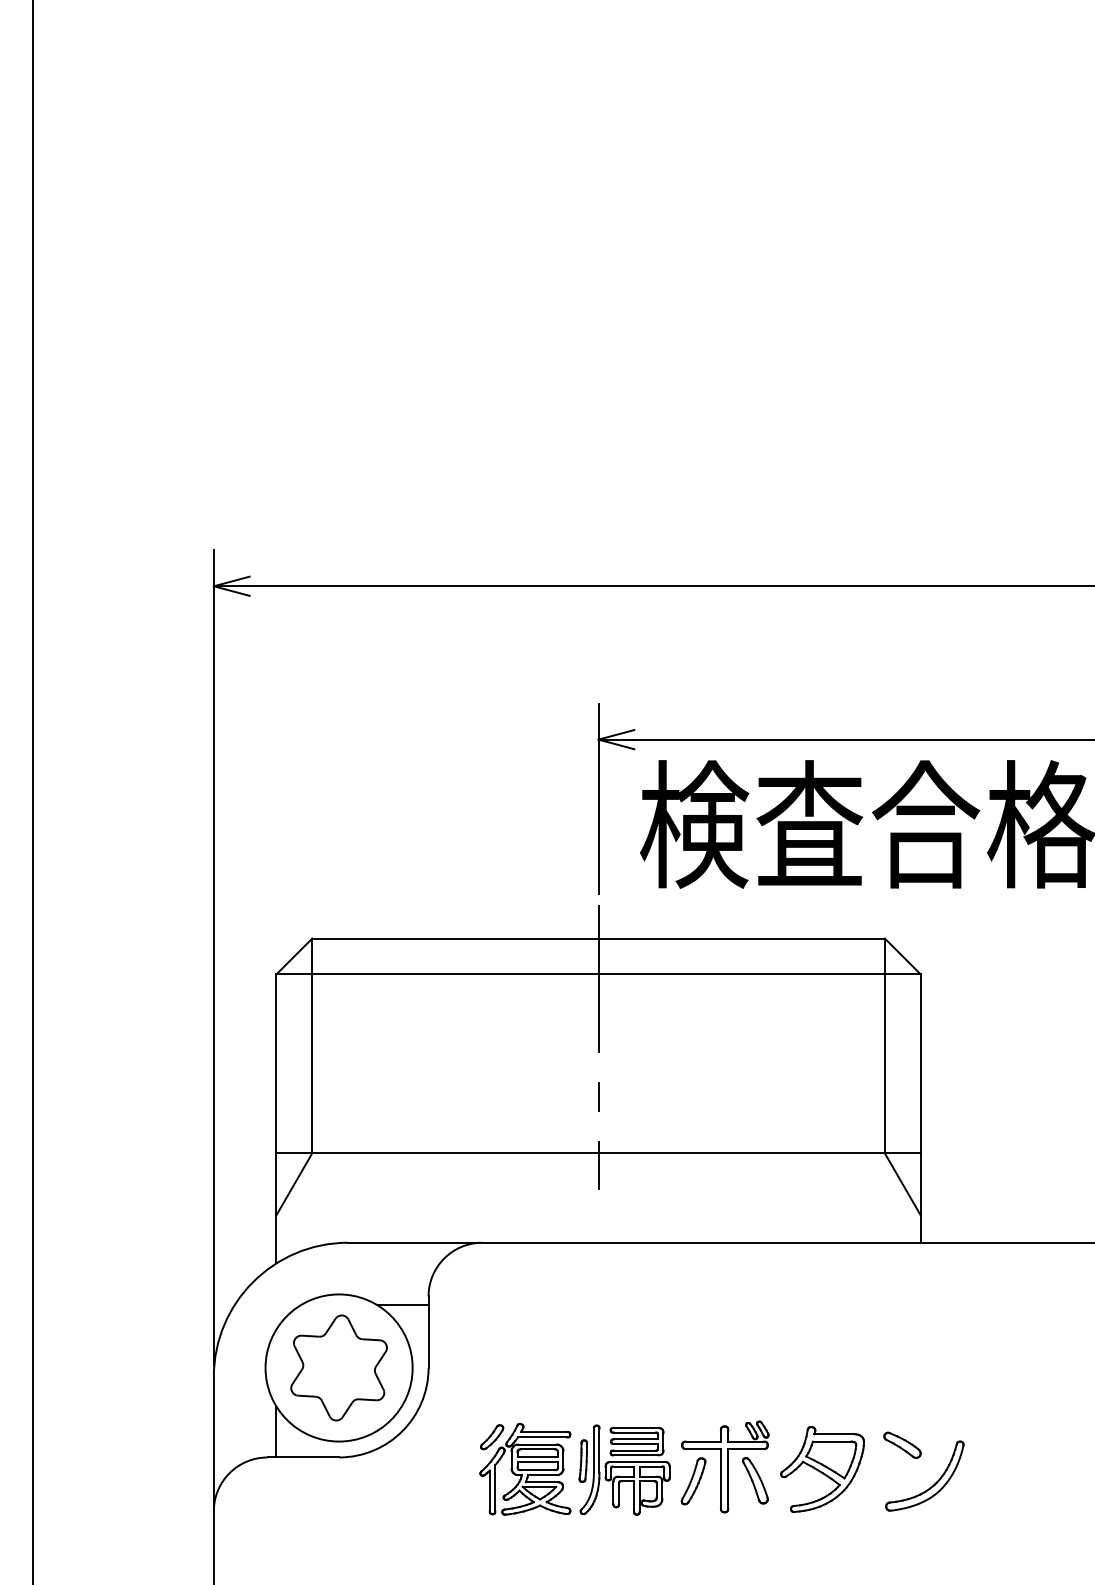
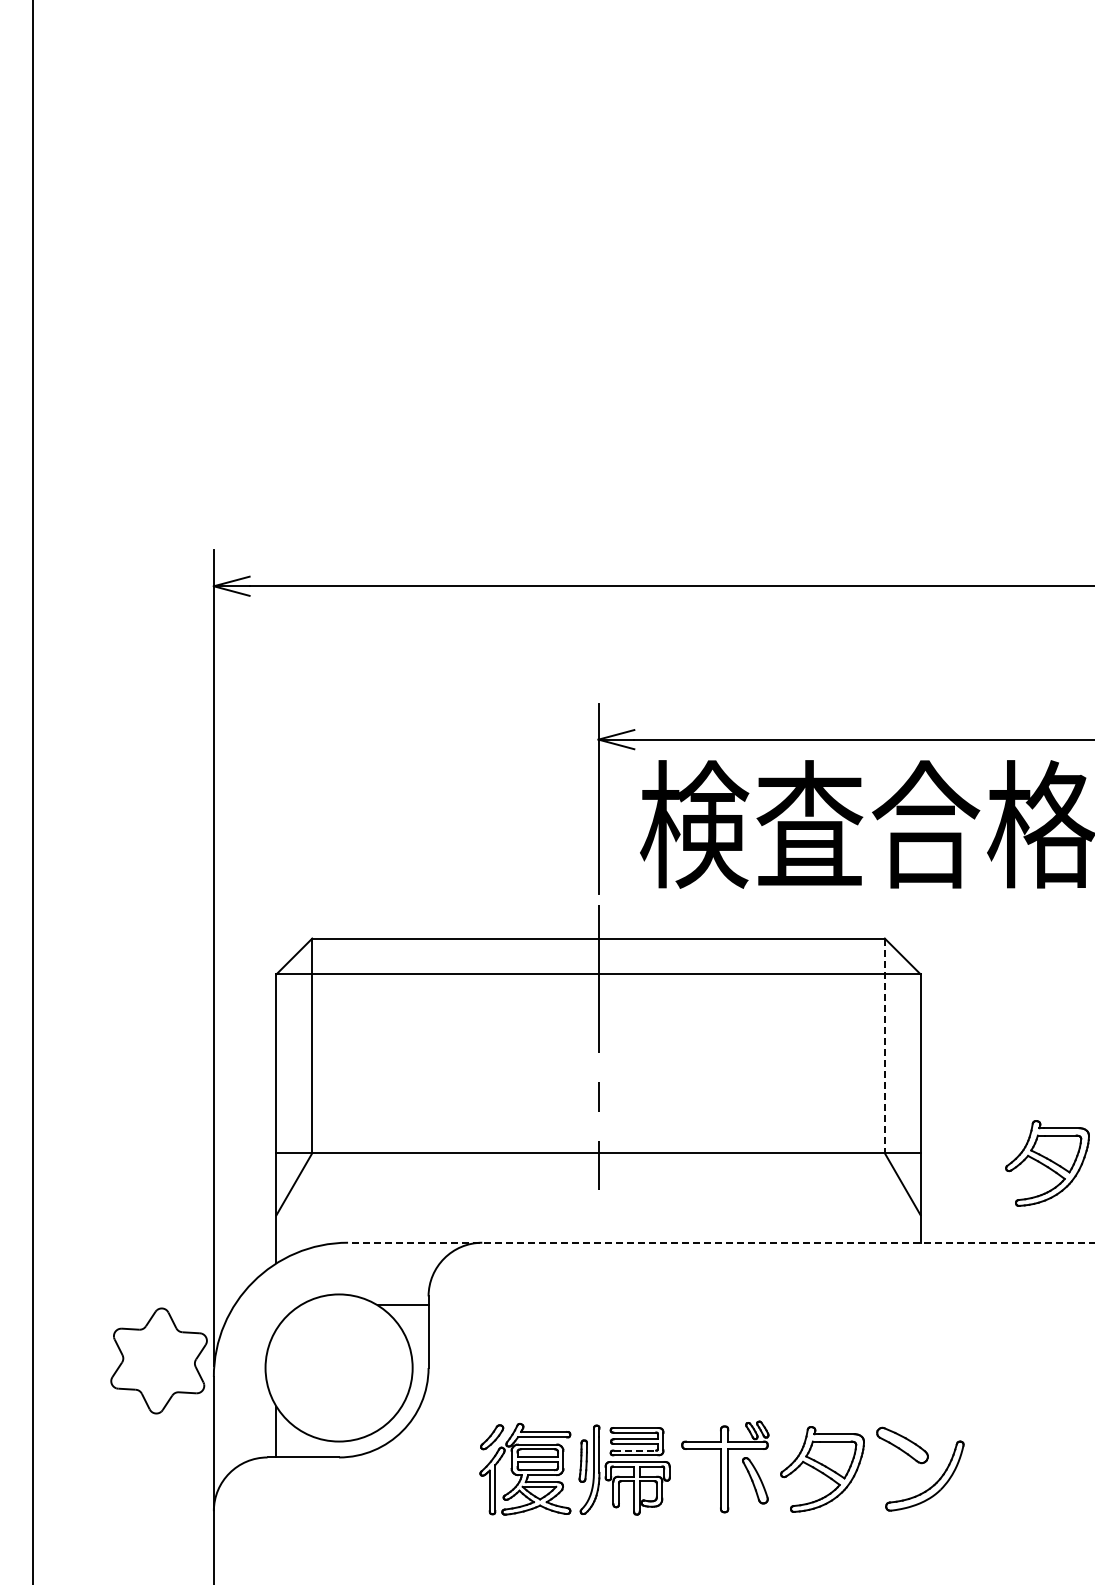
line: solid -> dashed (884, 1046)
part: none -> present (1047, 1163)
line: solid -> dashed (720, 1242)
part position: (338, 1367) -> (158, 1360) (158, 1360)
part size: 39x28 px -> 53x39 px (902, 1445)
line: solid -> dashed (635, 1450)
part: present -> none (693, 1481)
